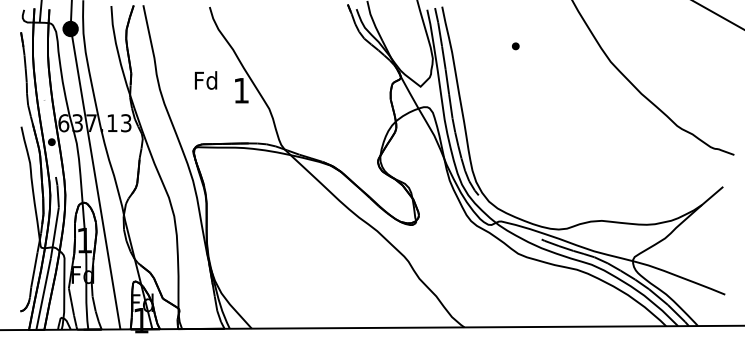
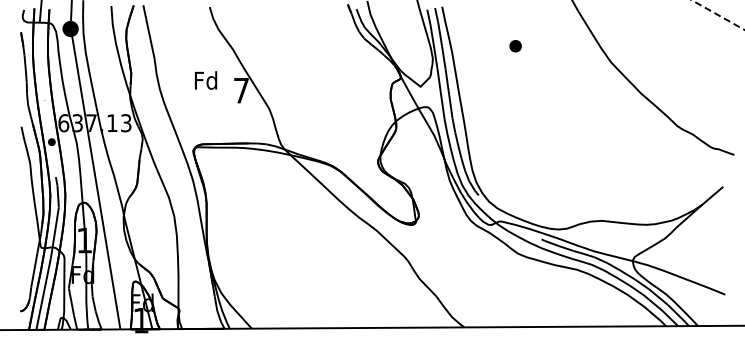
line: solid -> dashed (718, 15)
part size: 8x9 px -> 13x13 px (515, 46)
text: 1 -> 7 (241, 90)
